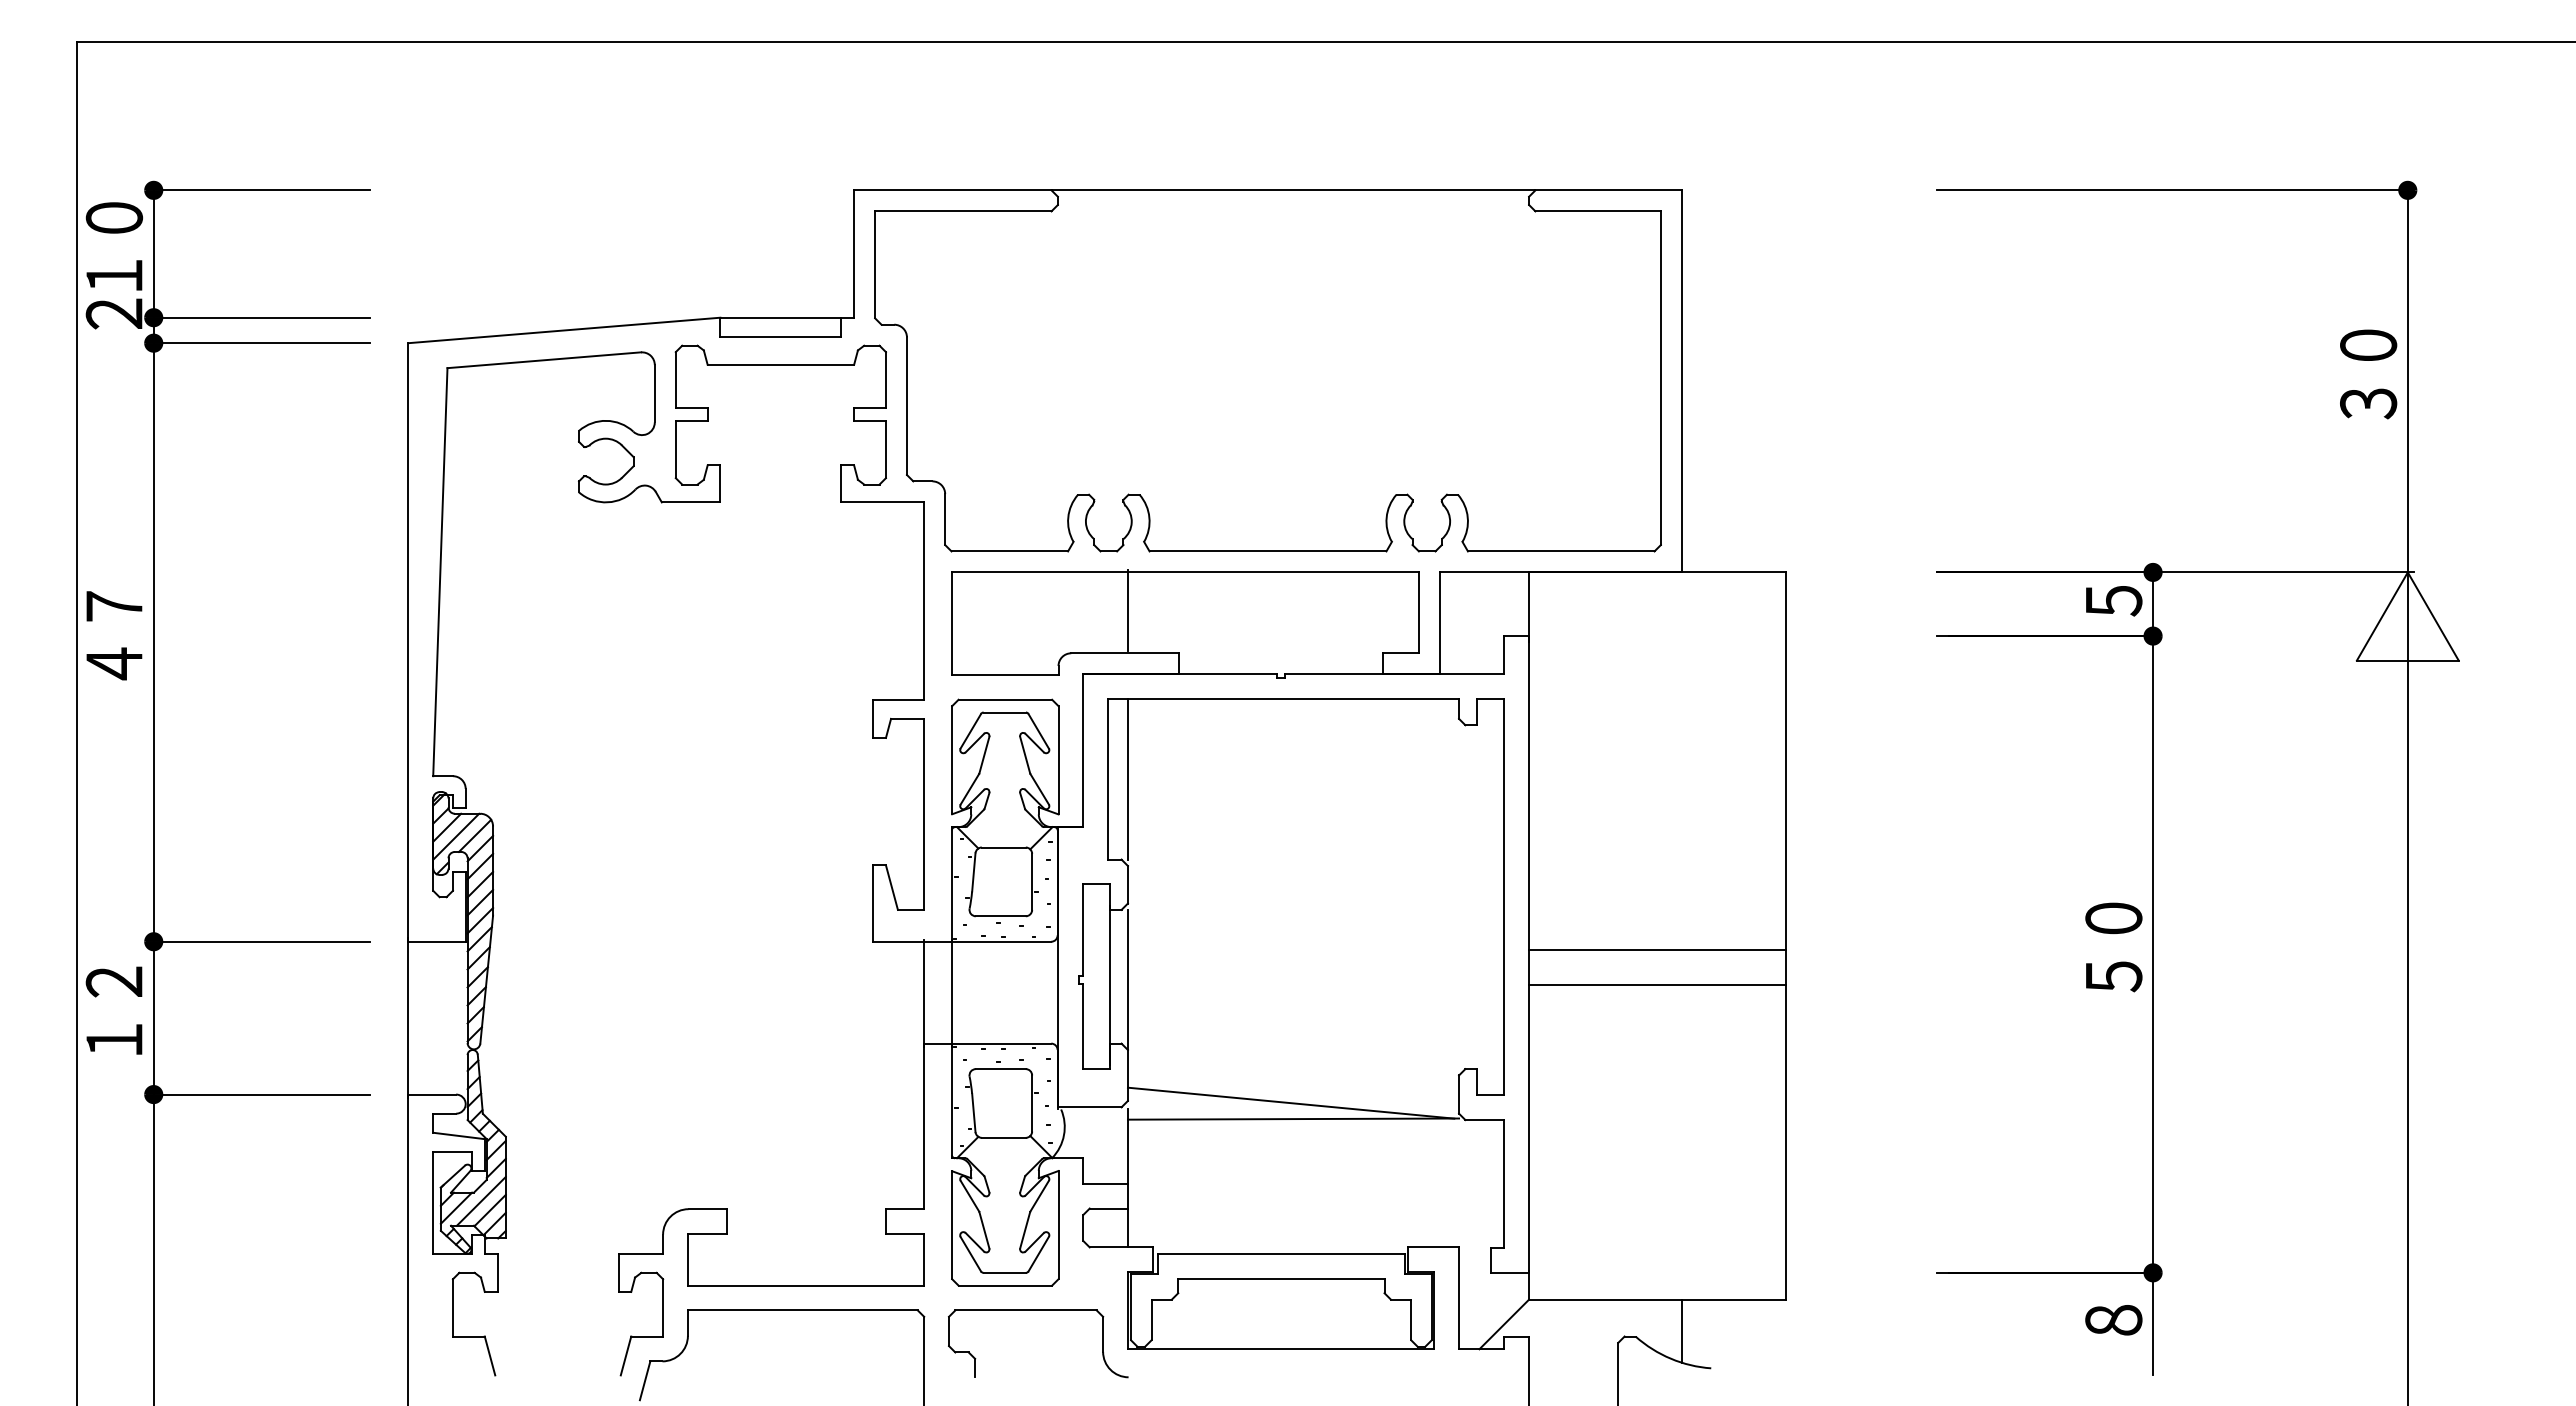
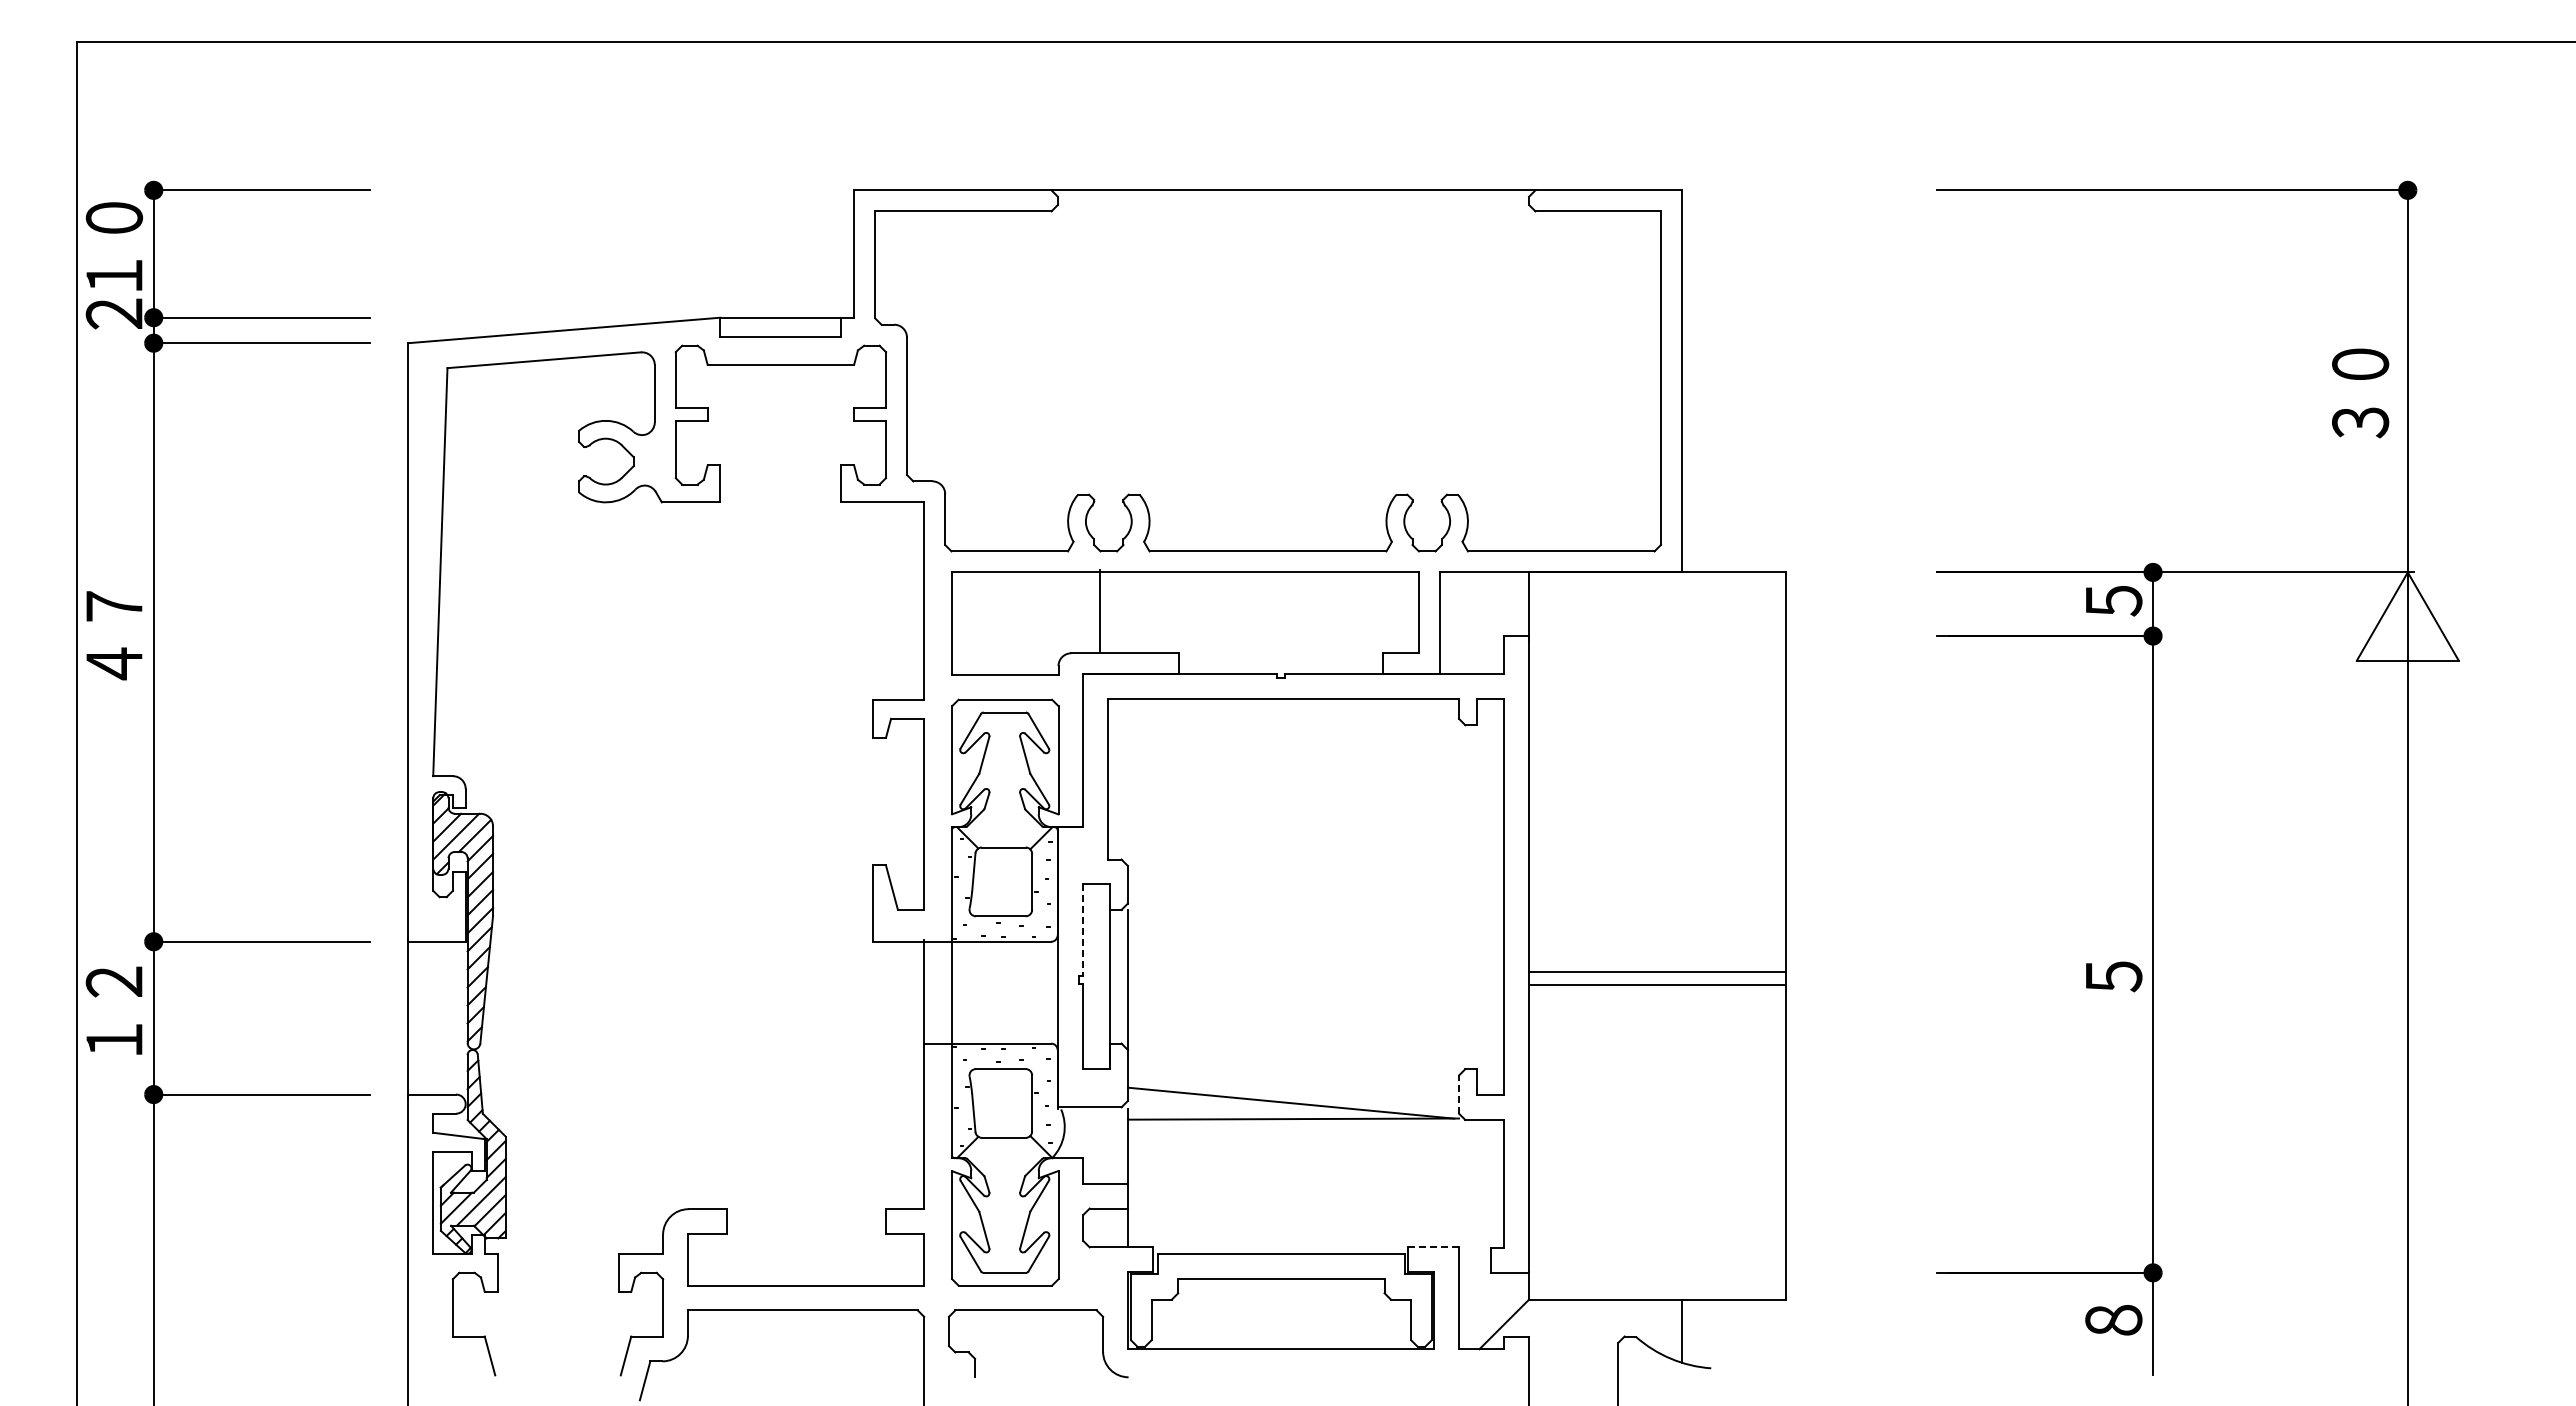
text position: (2368, 374) -> (2360, 393) (2360, 393)
line position: (1127, 610) -> (1099, 610) (1099, 610)
line: present -> none (1127, 779)
text: ５０ -> ５ (2113, 918)
line: solid -> dashed (1082, 930)
line position: (1657, 949) -> (1657, 971) (1657, 971)
line: solid -> dashed (1459, 1094)
line: solid -> dashed (1433, 1247)
